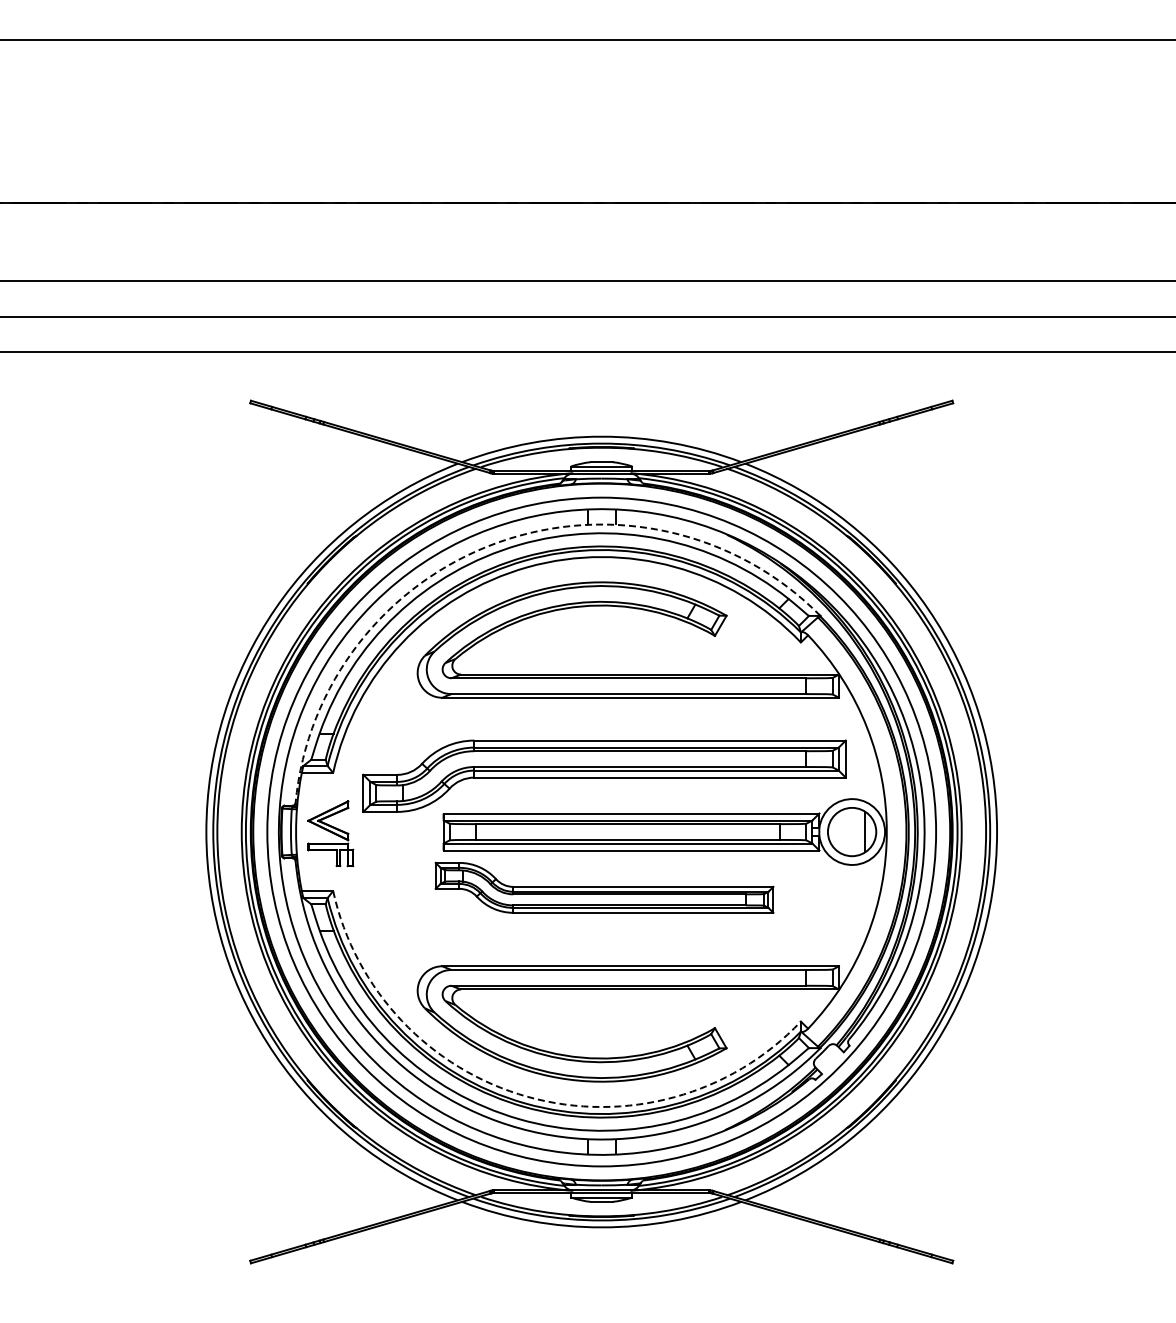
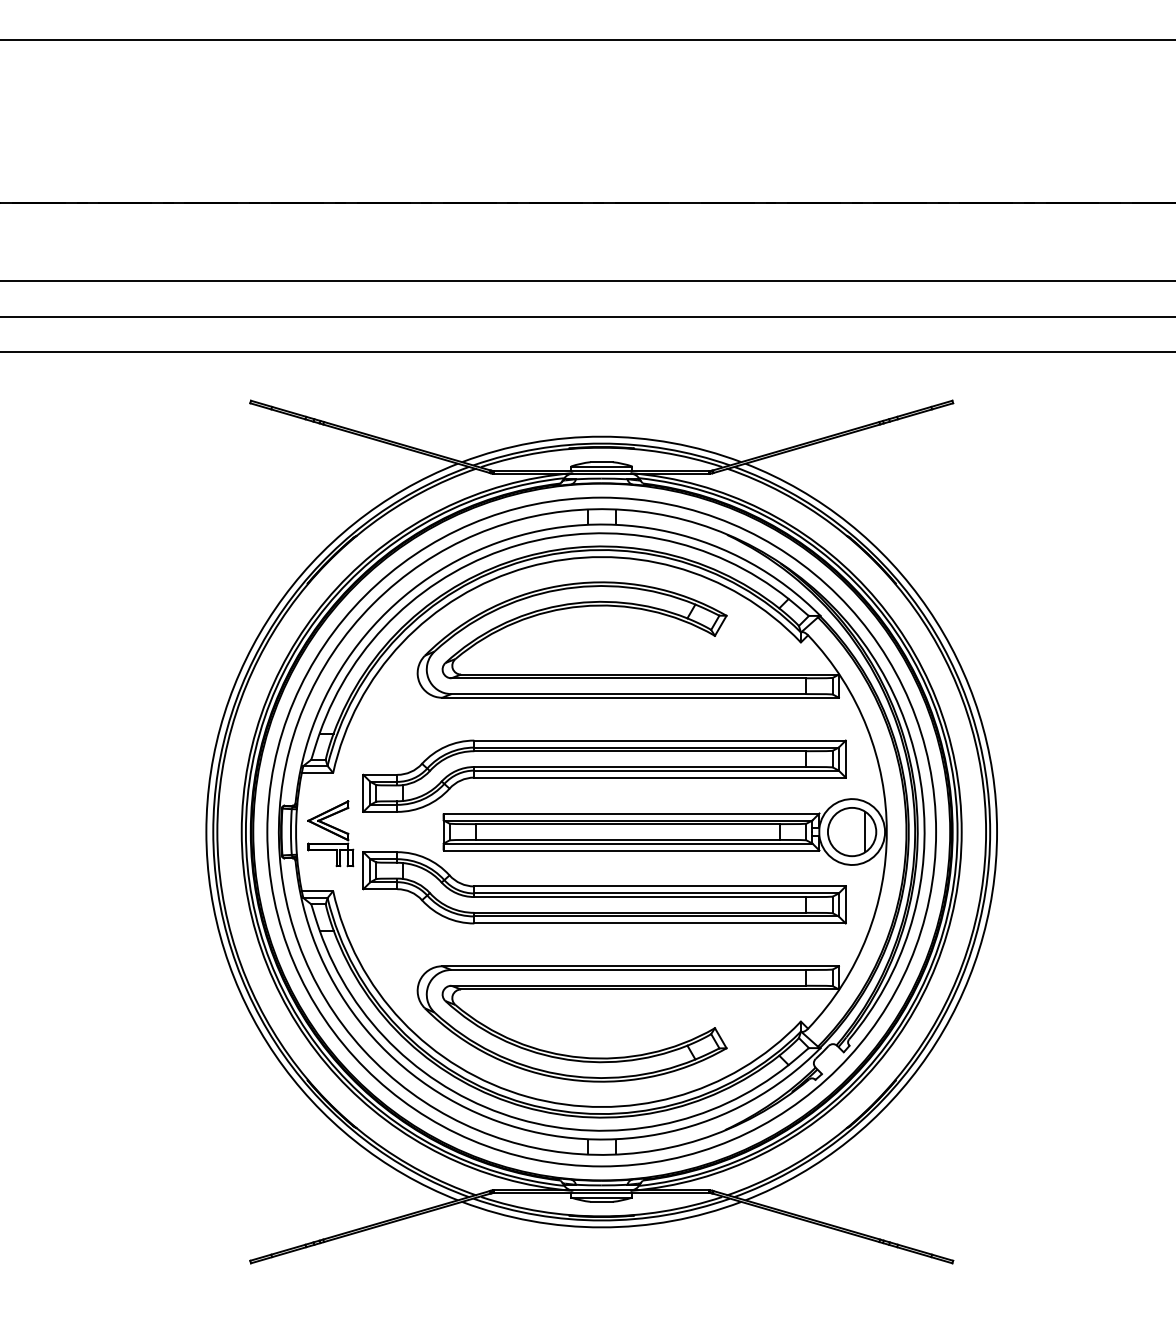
arc: dashed -> solid (498, 542)
part size: 341x53 px -> 485x74 px (604, 887)
arc: dashed -> solid (527, 1096)
